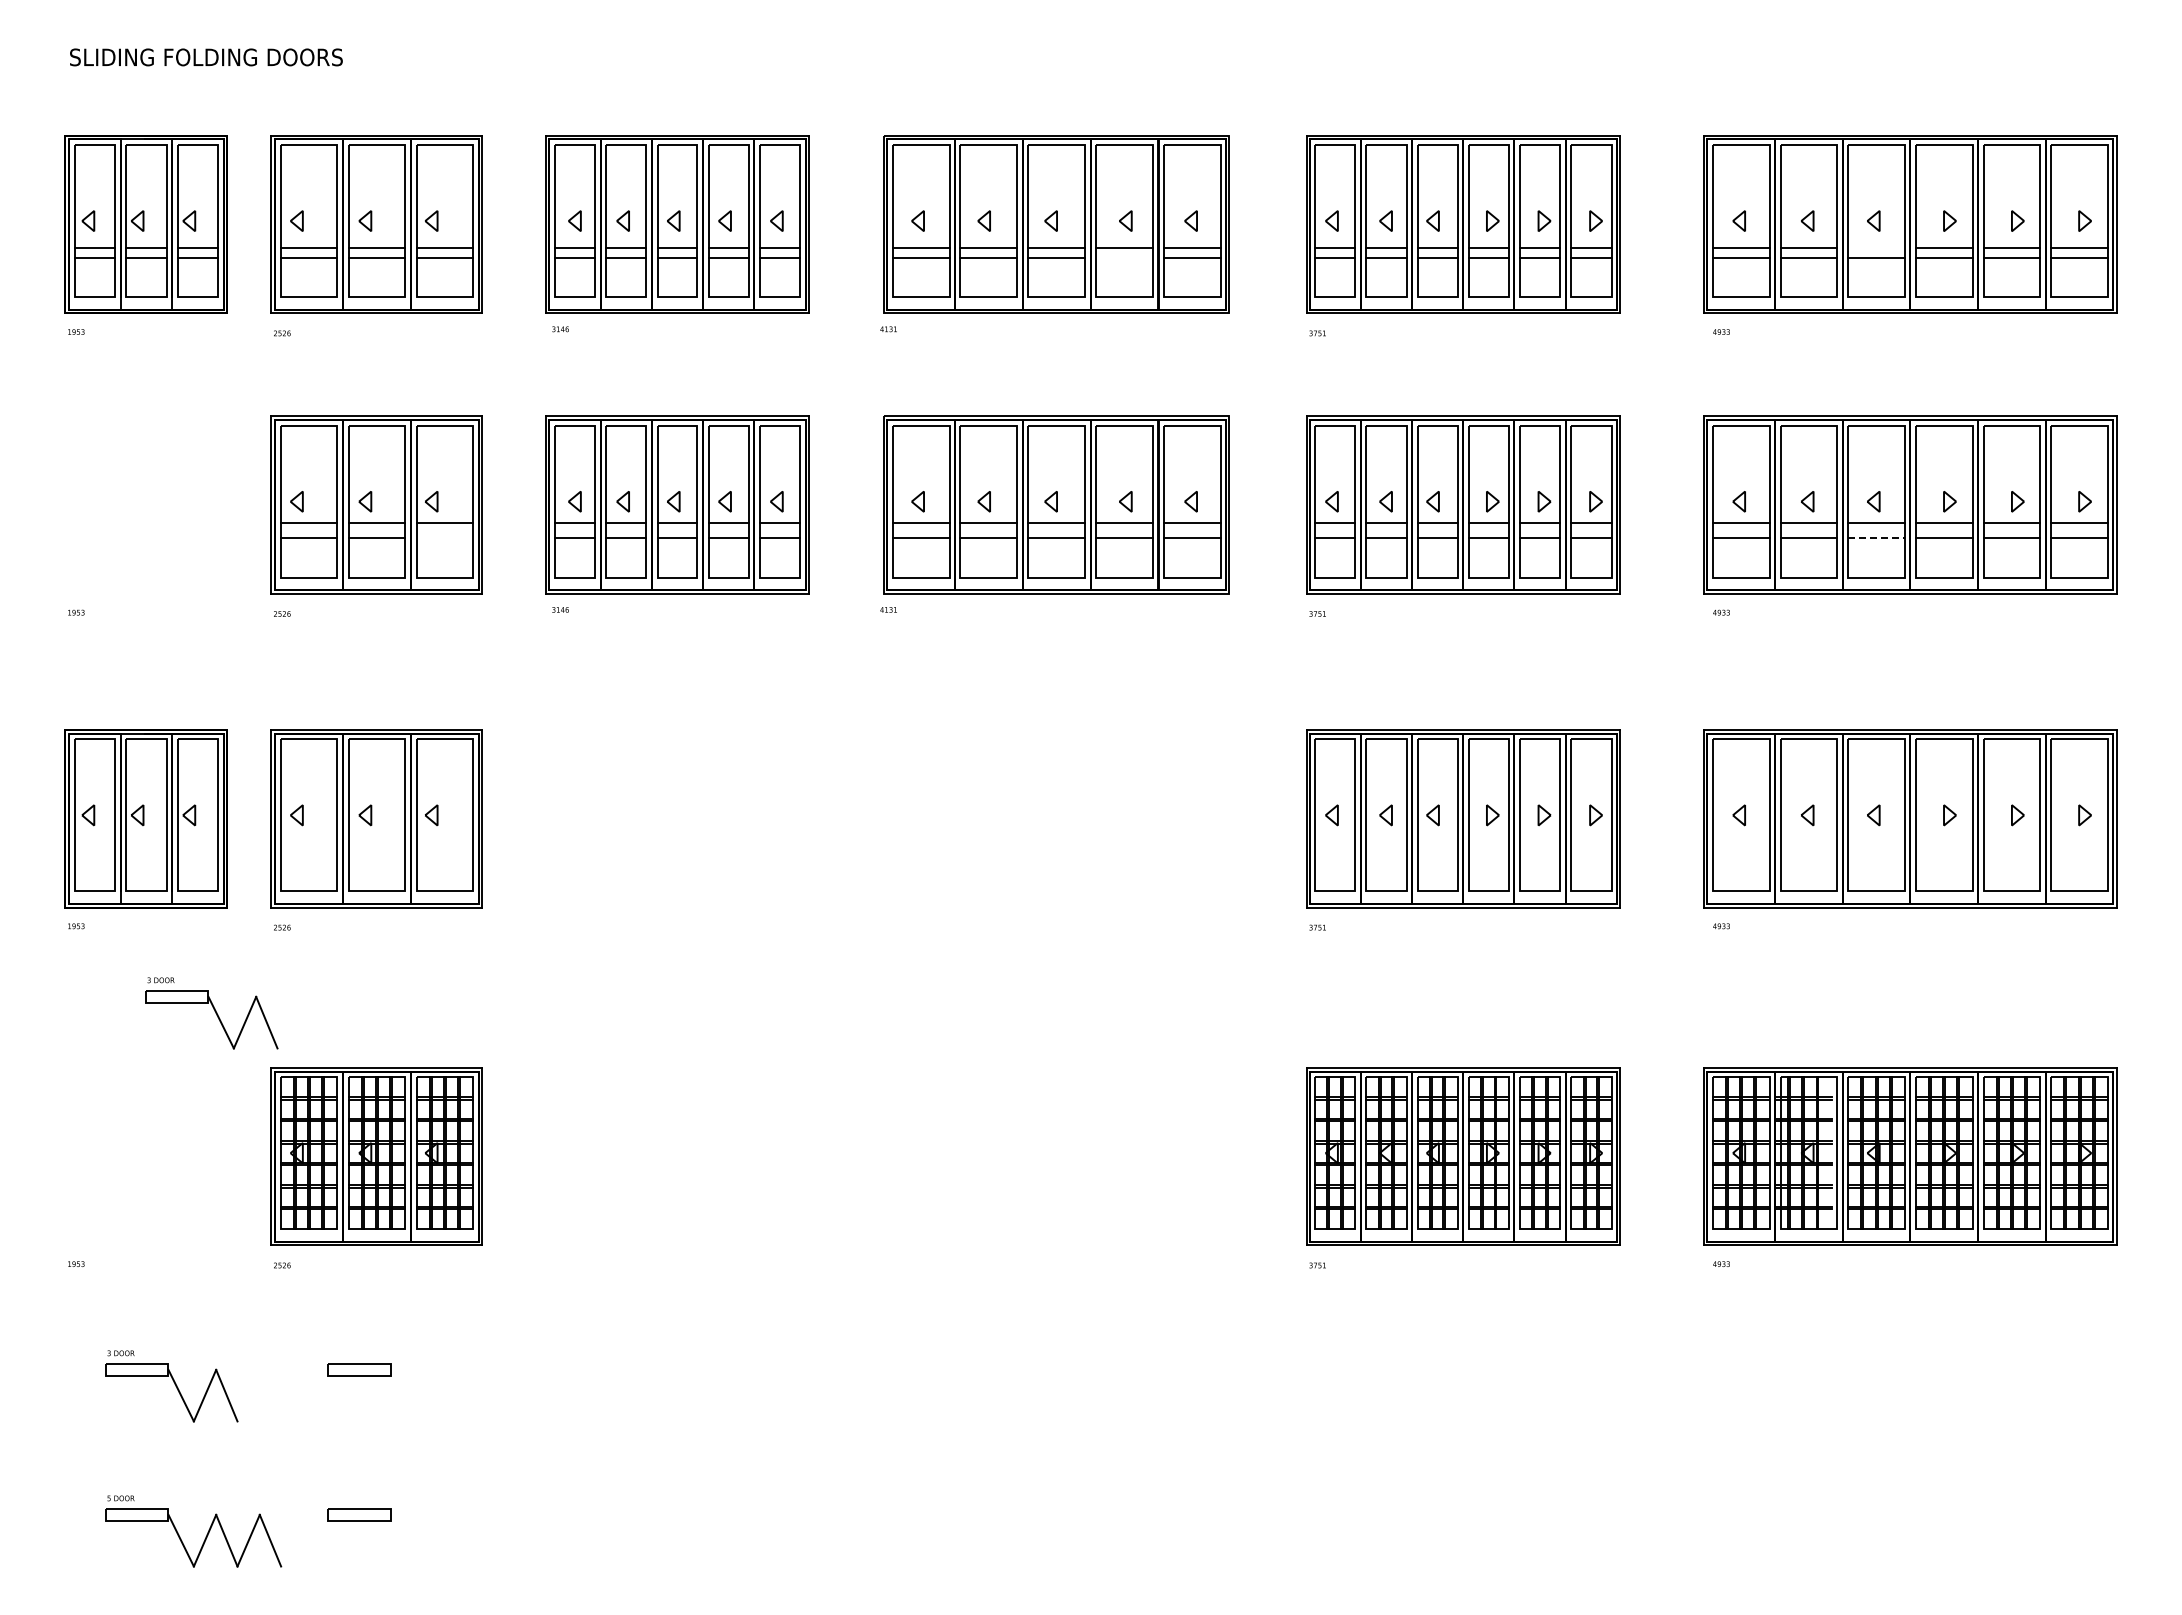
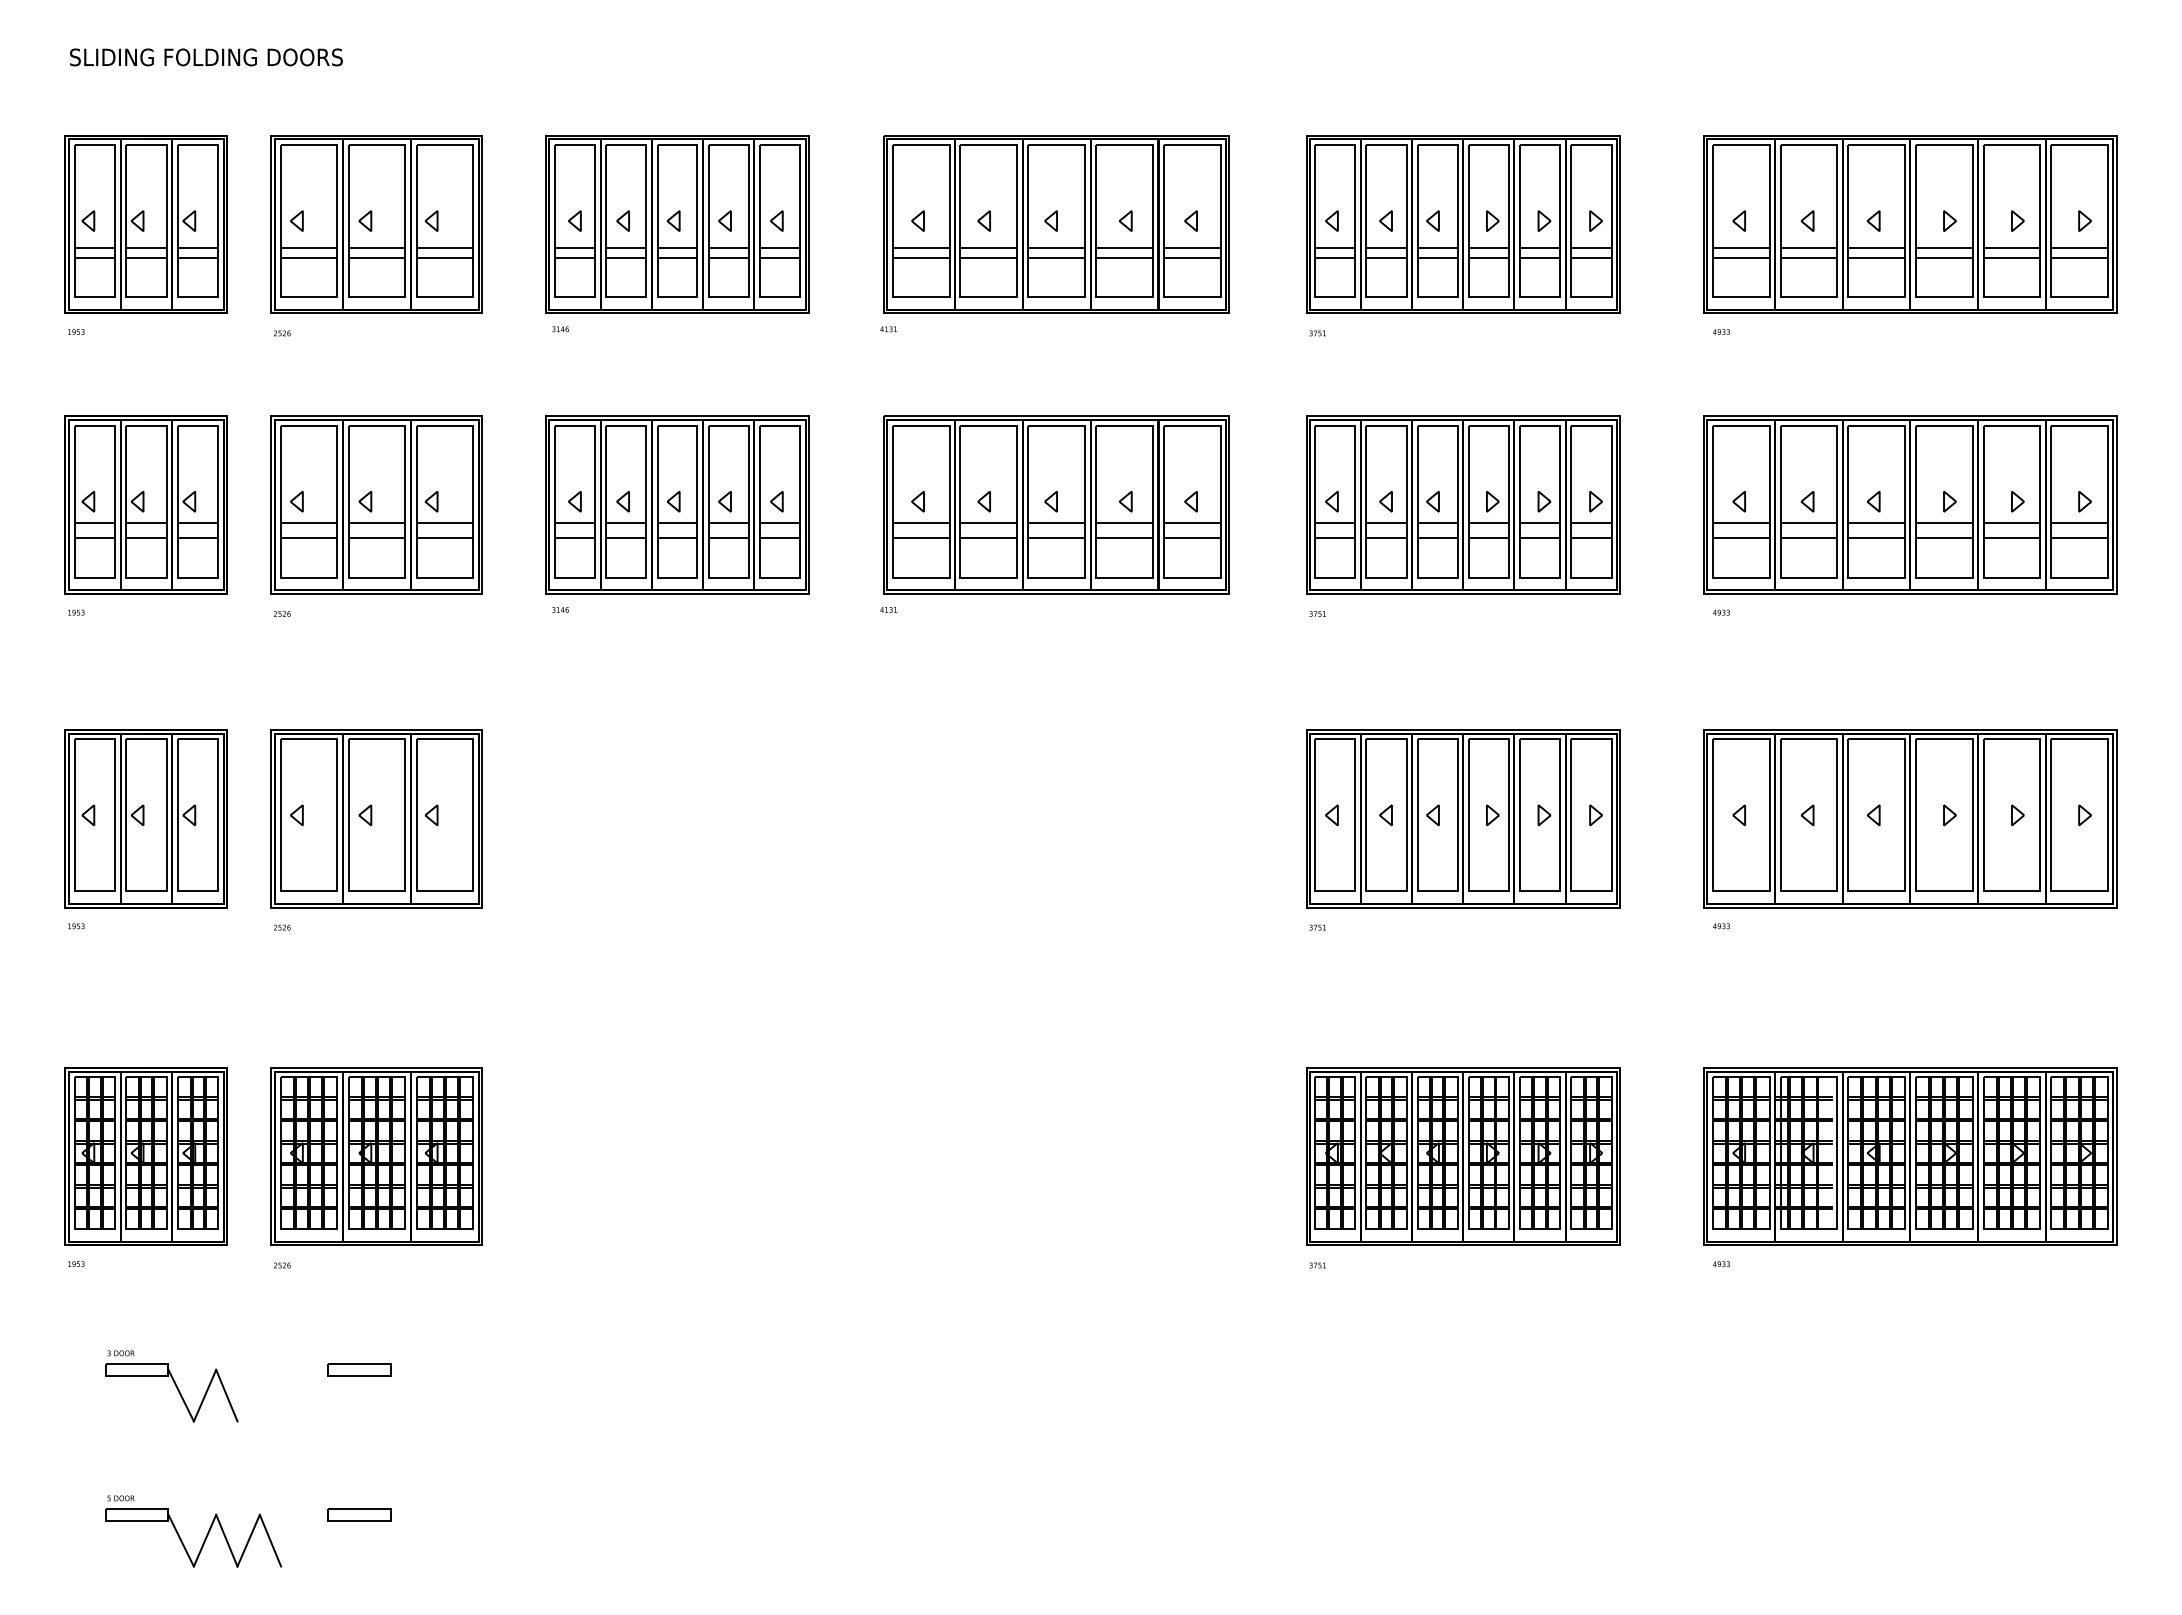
line: none -> present (1876, 248)
line: none -> present (1124, 257)
part: none -> present (145, 504)
line: none -> present (444, 538)
line: dashed -> solid (1877, 538)
part: present -> none (211, 1013)
part: none -> present (145, 1156)
